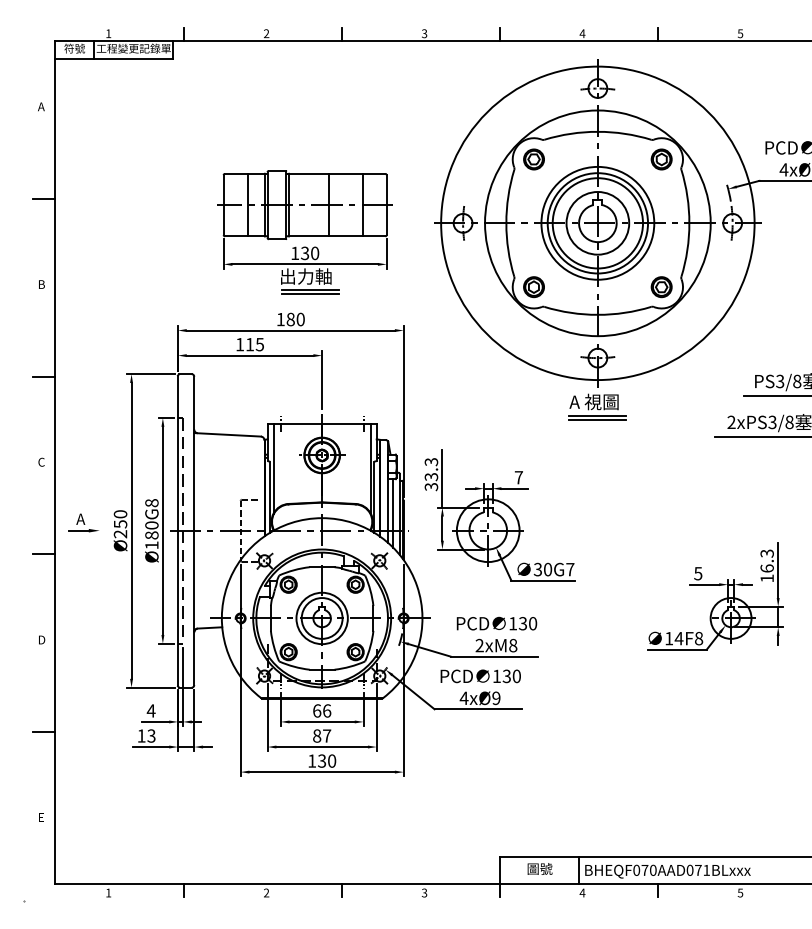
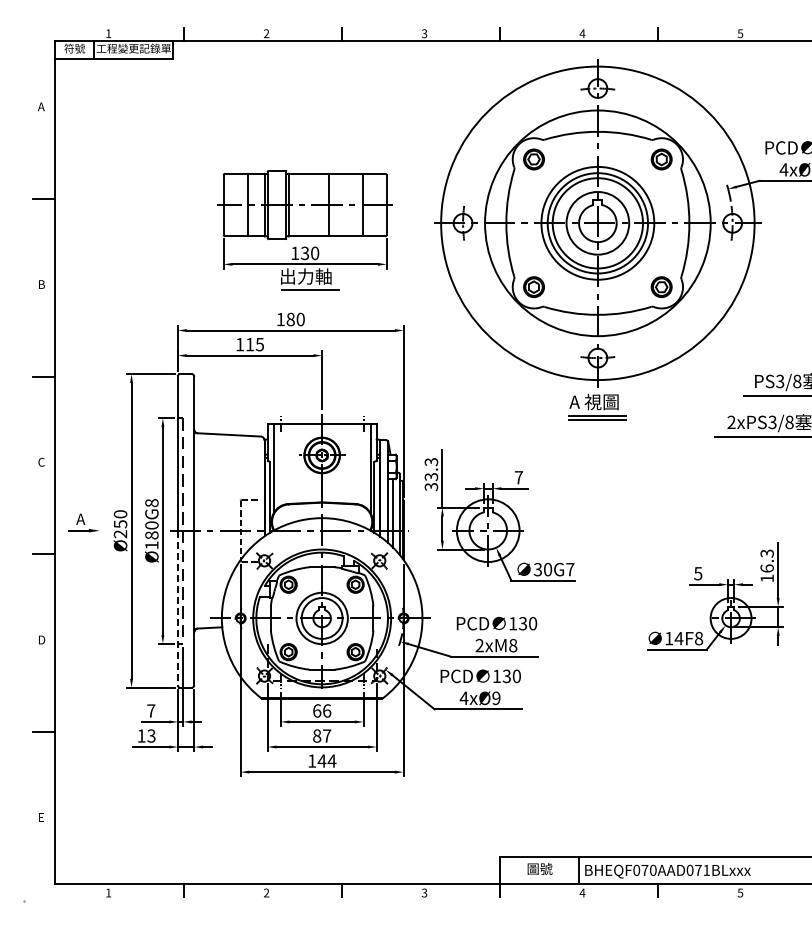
line: present -> none (310, 294)
line: solid -> dashed (177, 608)
text: 4 -> 7 (150, 710)
text: 130 -> 144 (326, 760)
